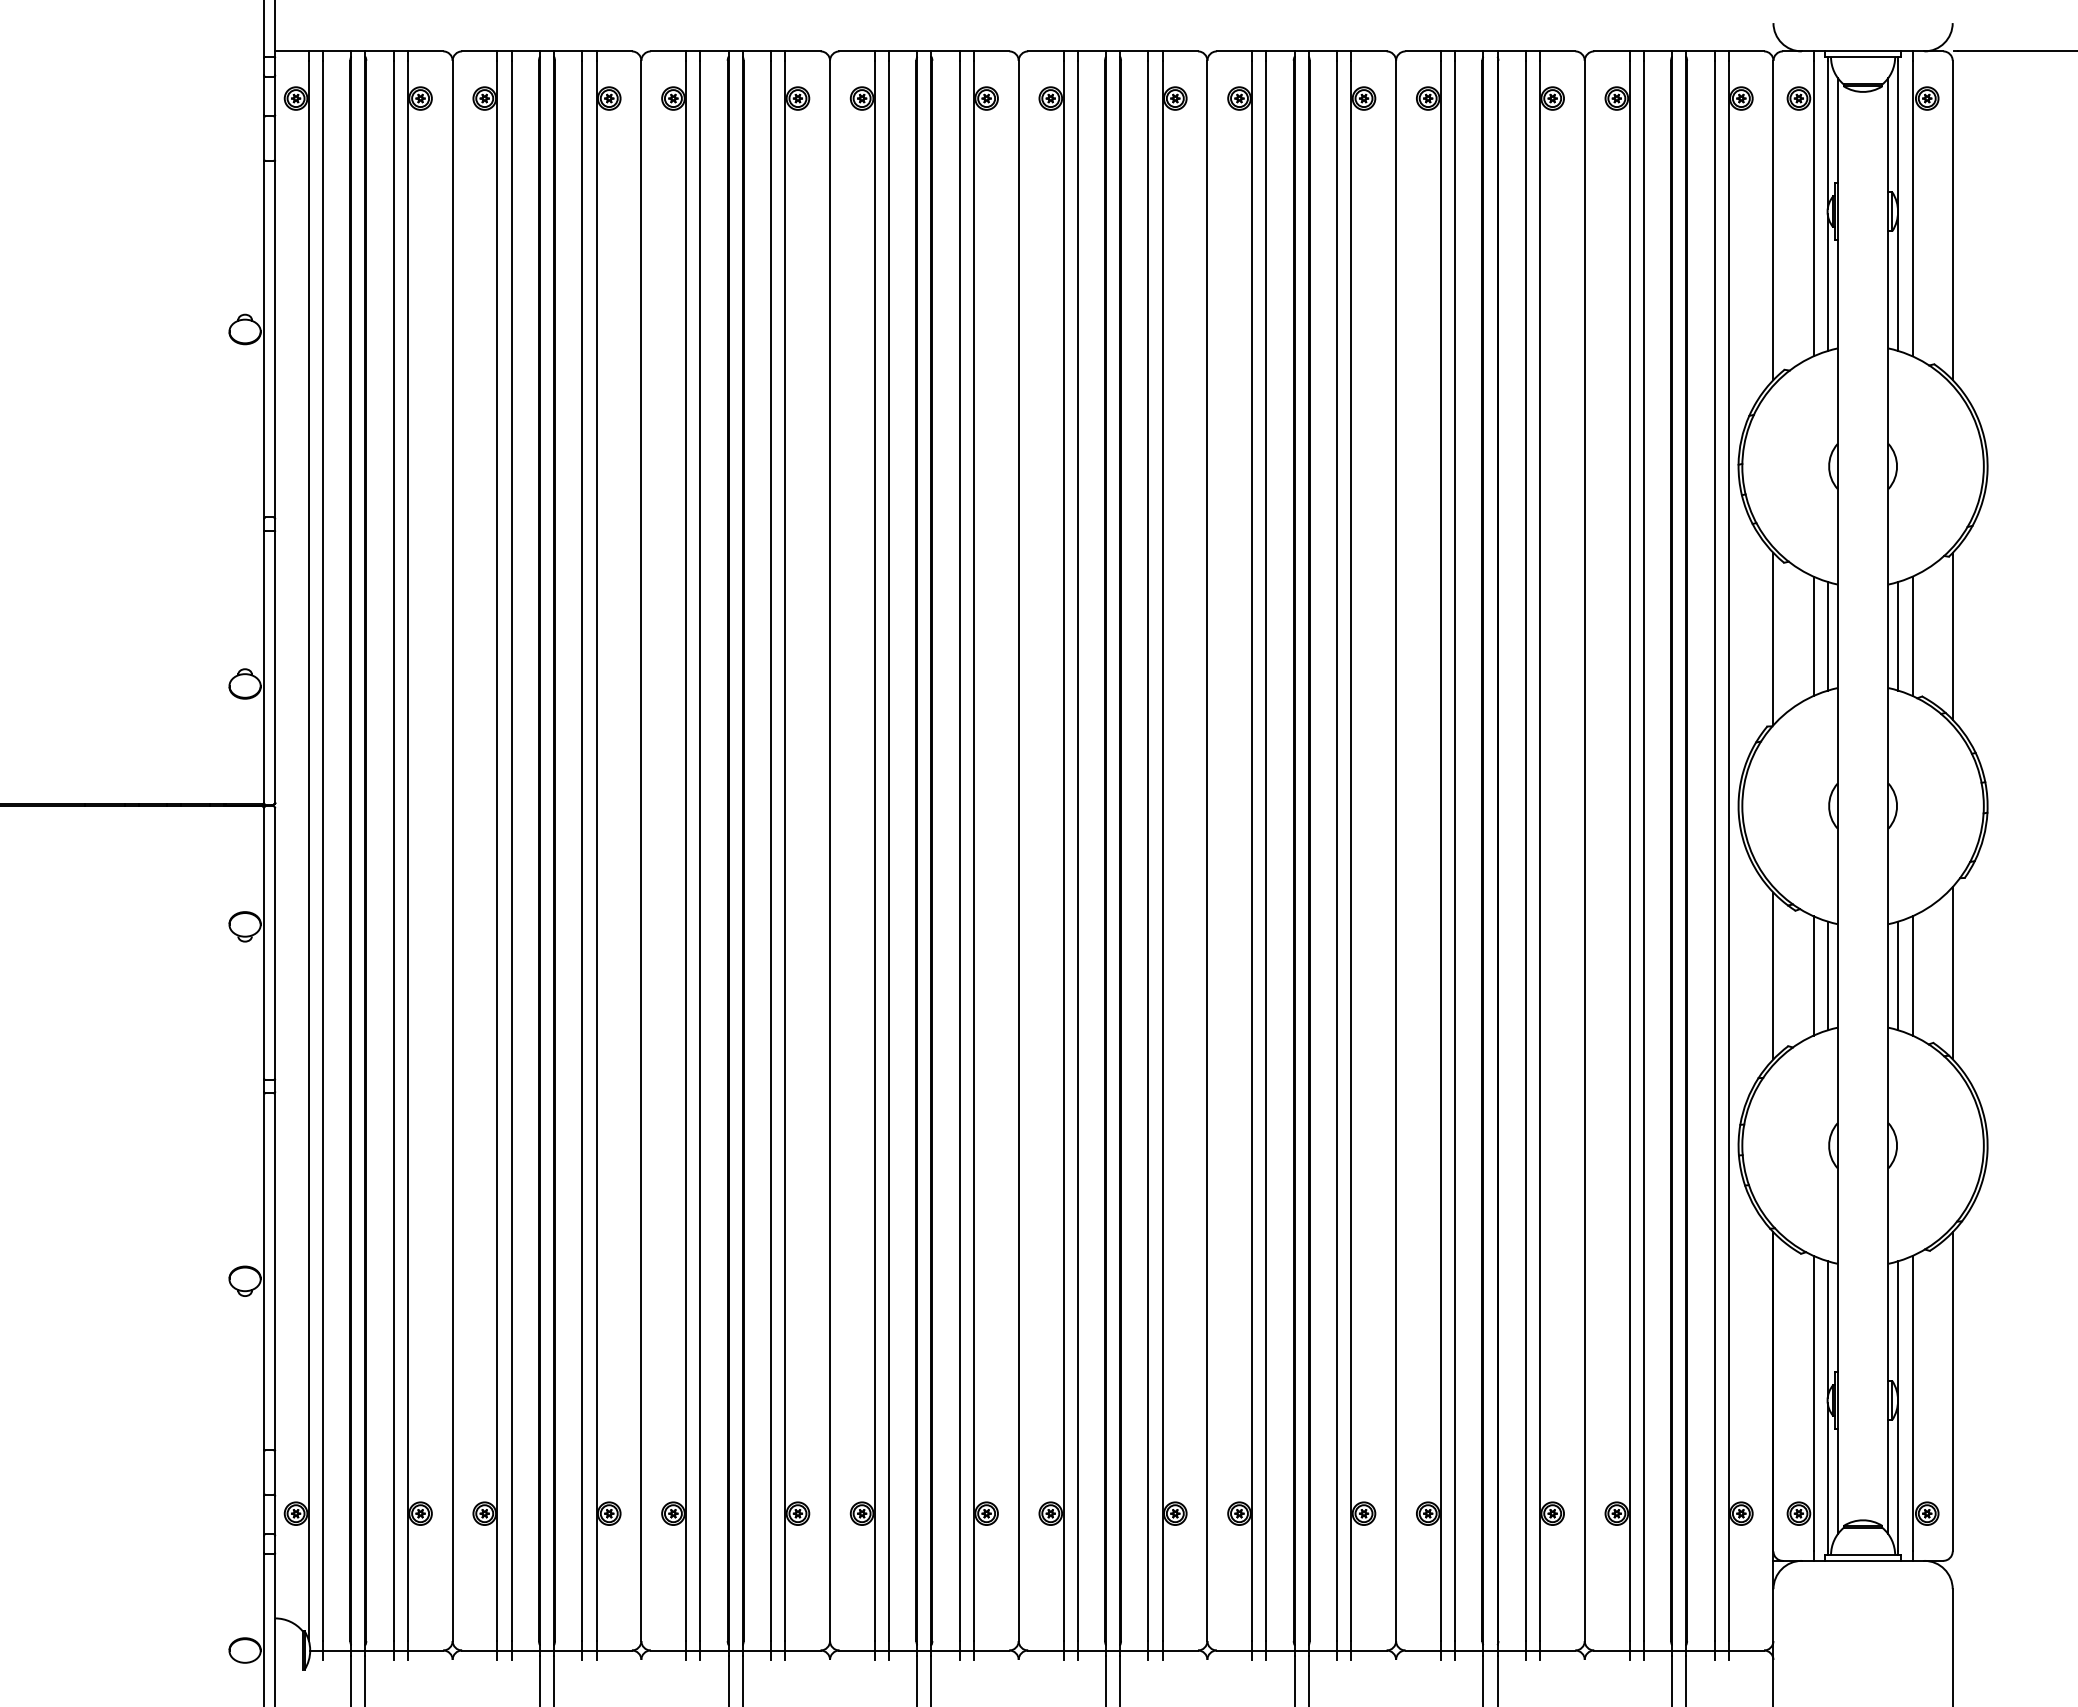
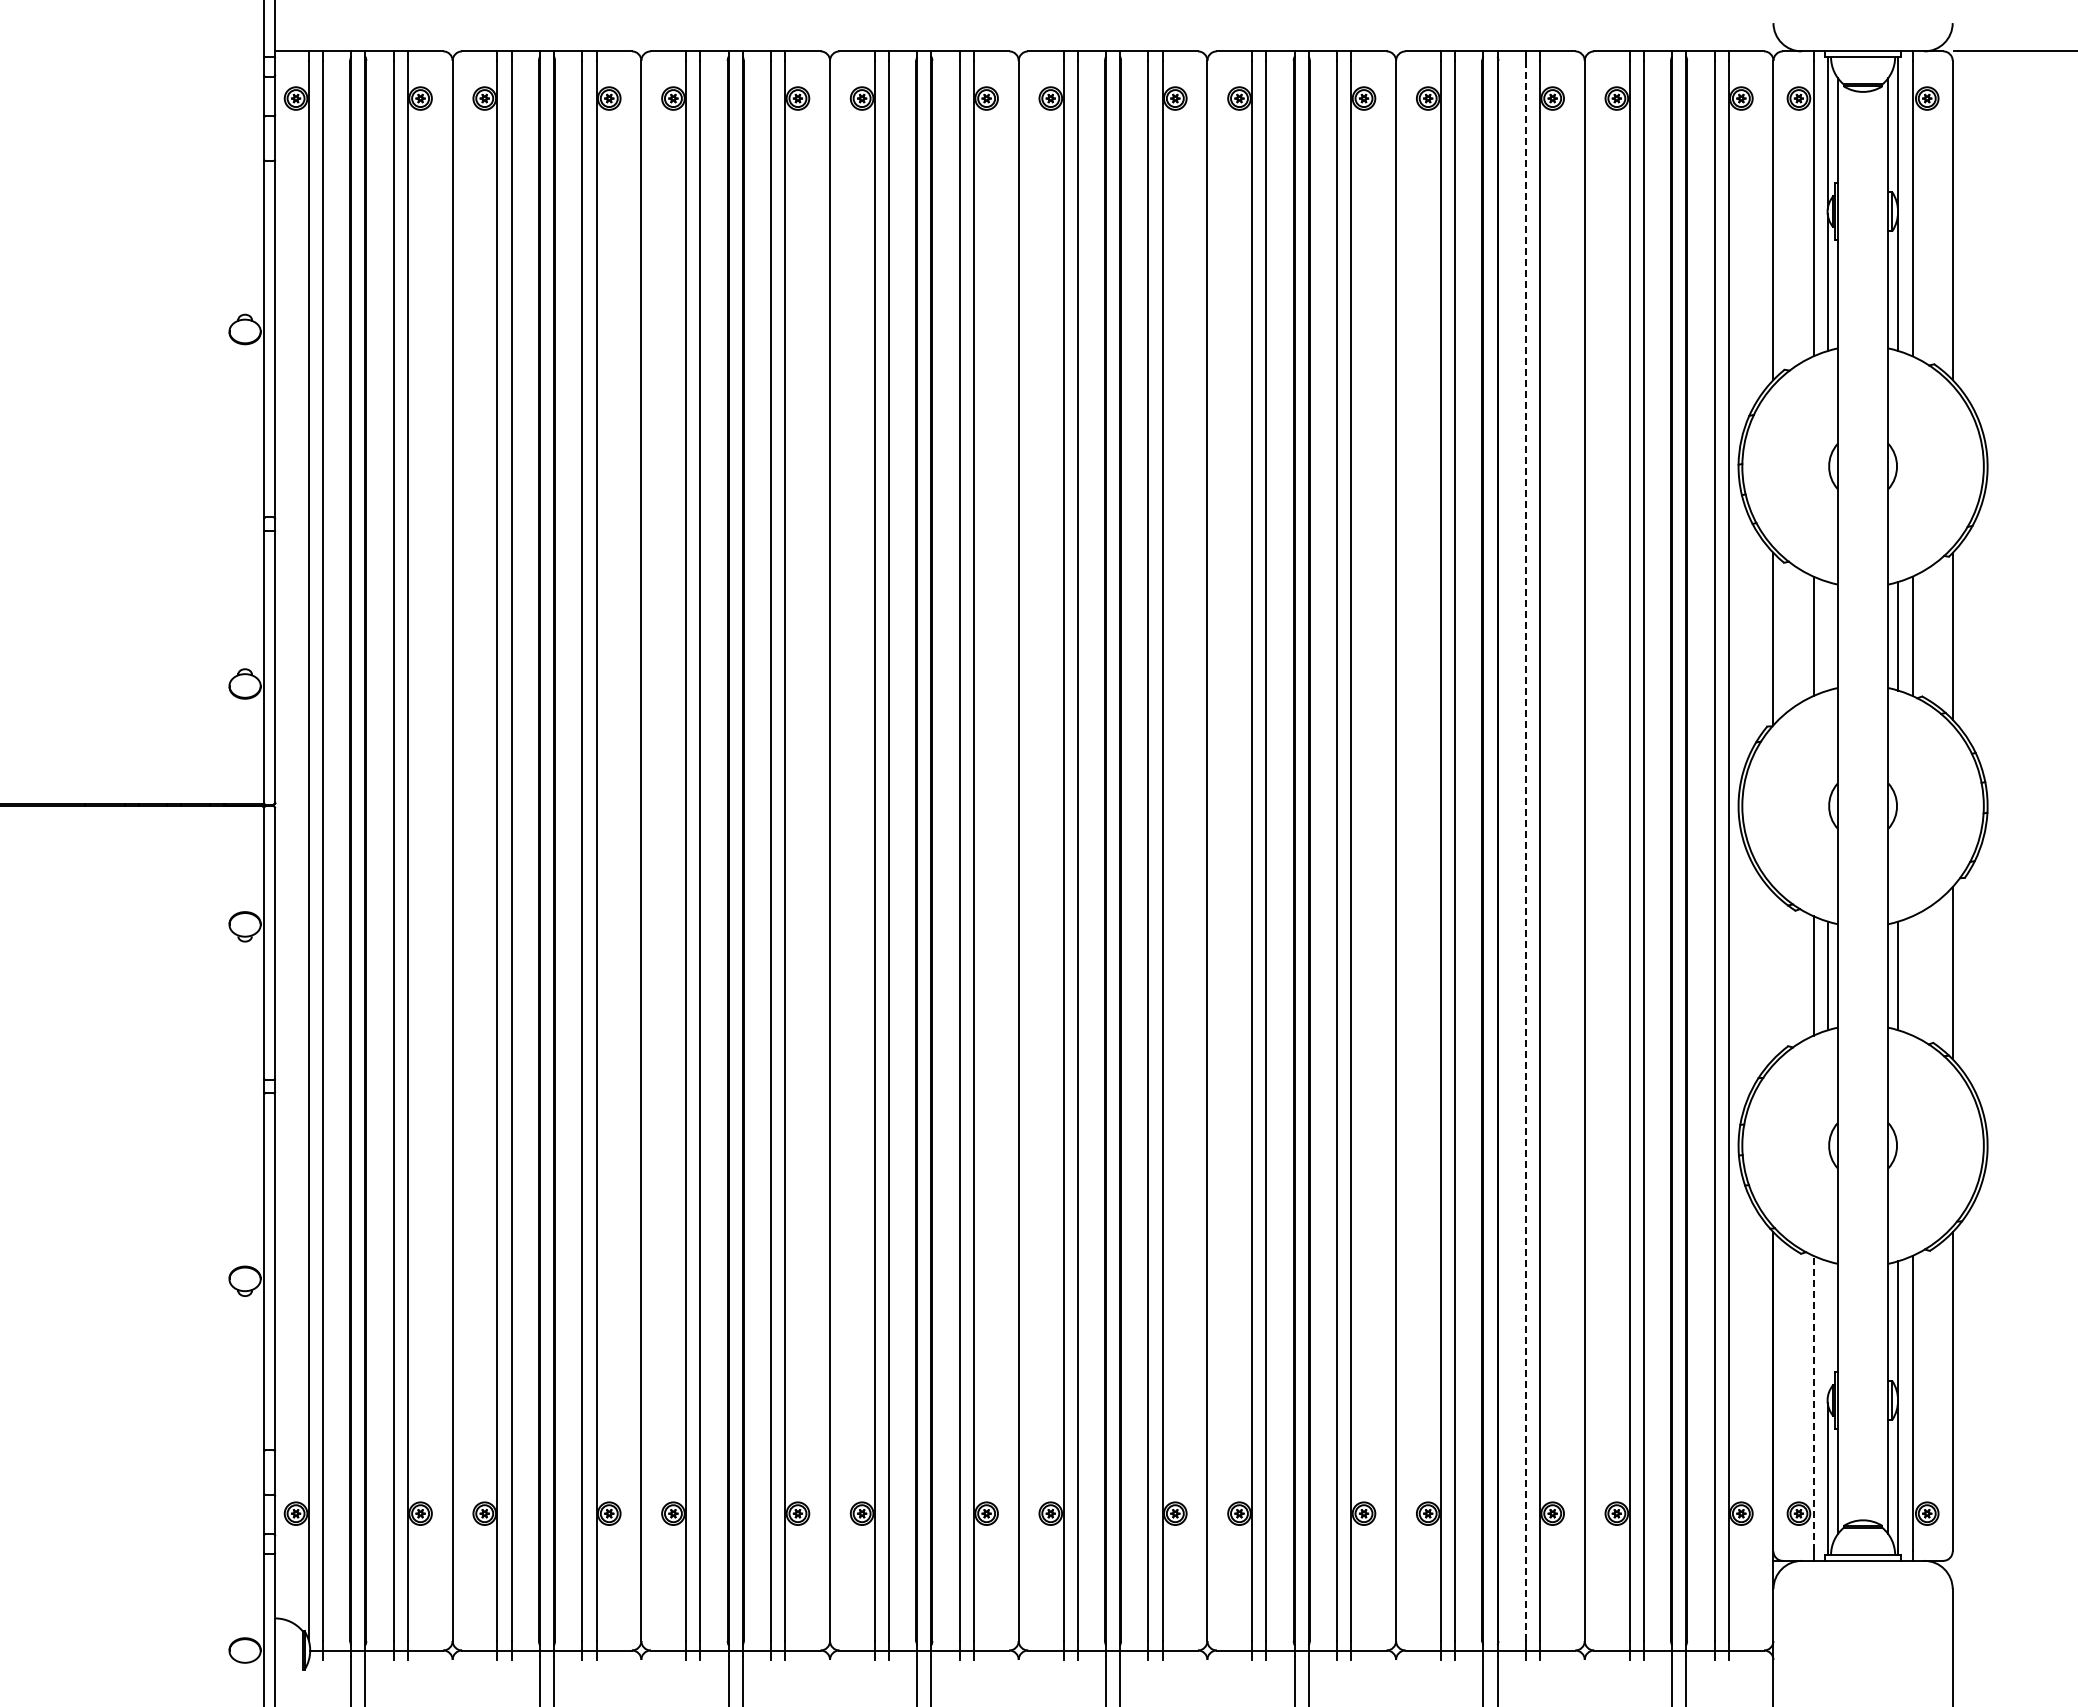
line: present -> none (1827, 635)
line: solid -> dashed (1525, 850)
line: present -> none (1773, 975)
line: present -> none (1912, 975)
line: present -> none (1827, 1329)
line: solid -> dashed (1813, 1403)
